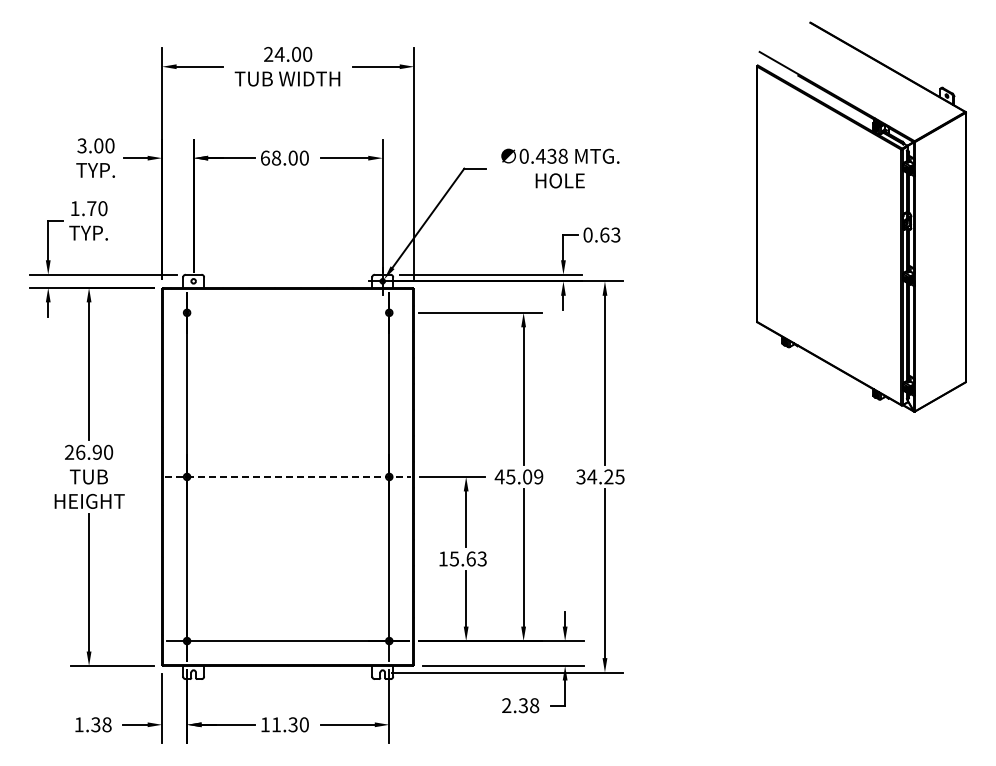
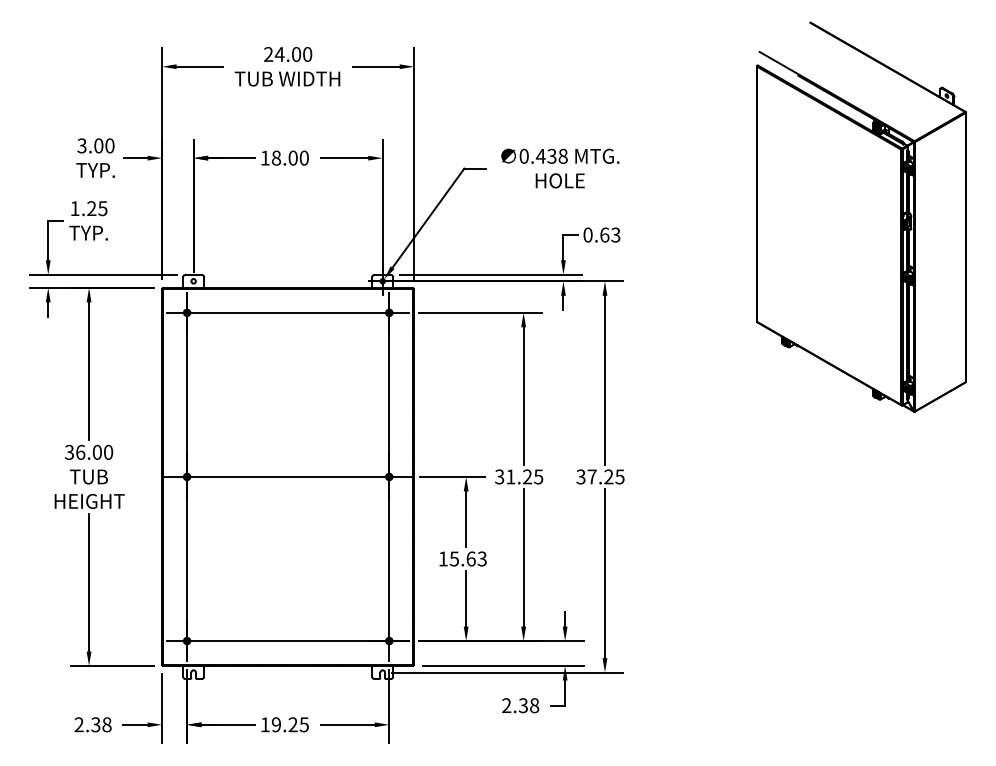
text: 68.00 -> 18.00 (265, 157)
text: 1.70 -> 1.25 (97, 208)
line: none -> present (287, 312)
text: 26.90 -> 36.00 (83, 452)
line: dashed -> solid (288, 476)
text: 45.09 -> 31.25 (518, 476)
text: 34.25 -> 37.25 (592, 476)
text: 1.38 -> 2.38 (78, 724)
text: 11.30 -> 19.25 (289, 724)
